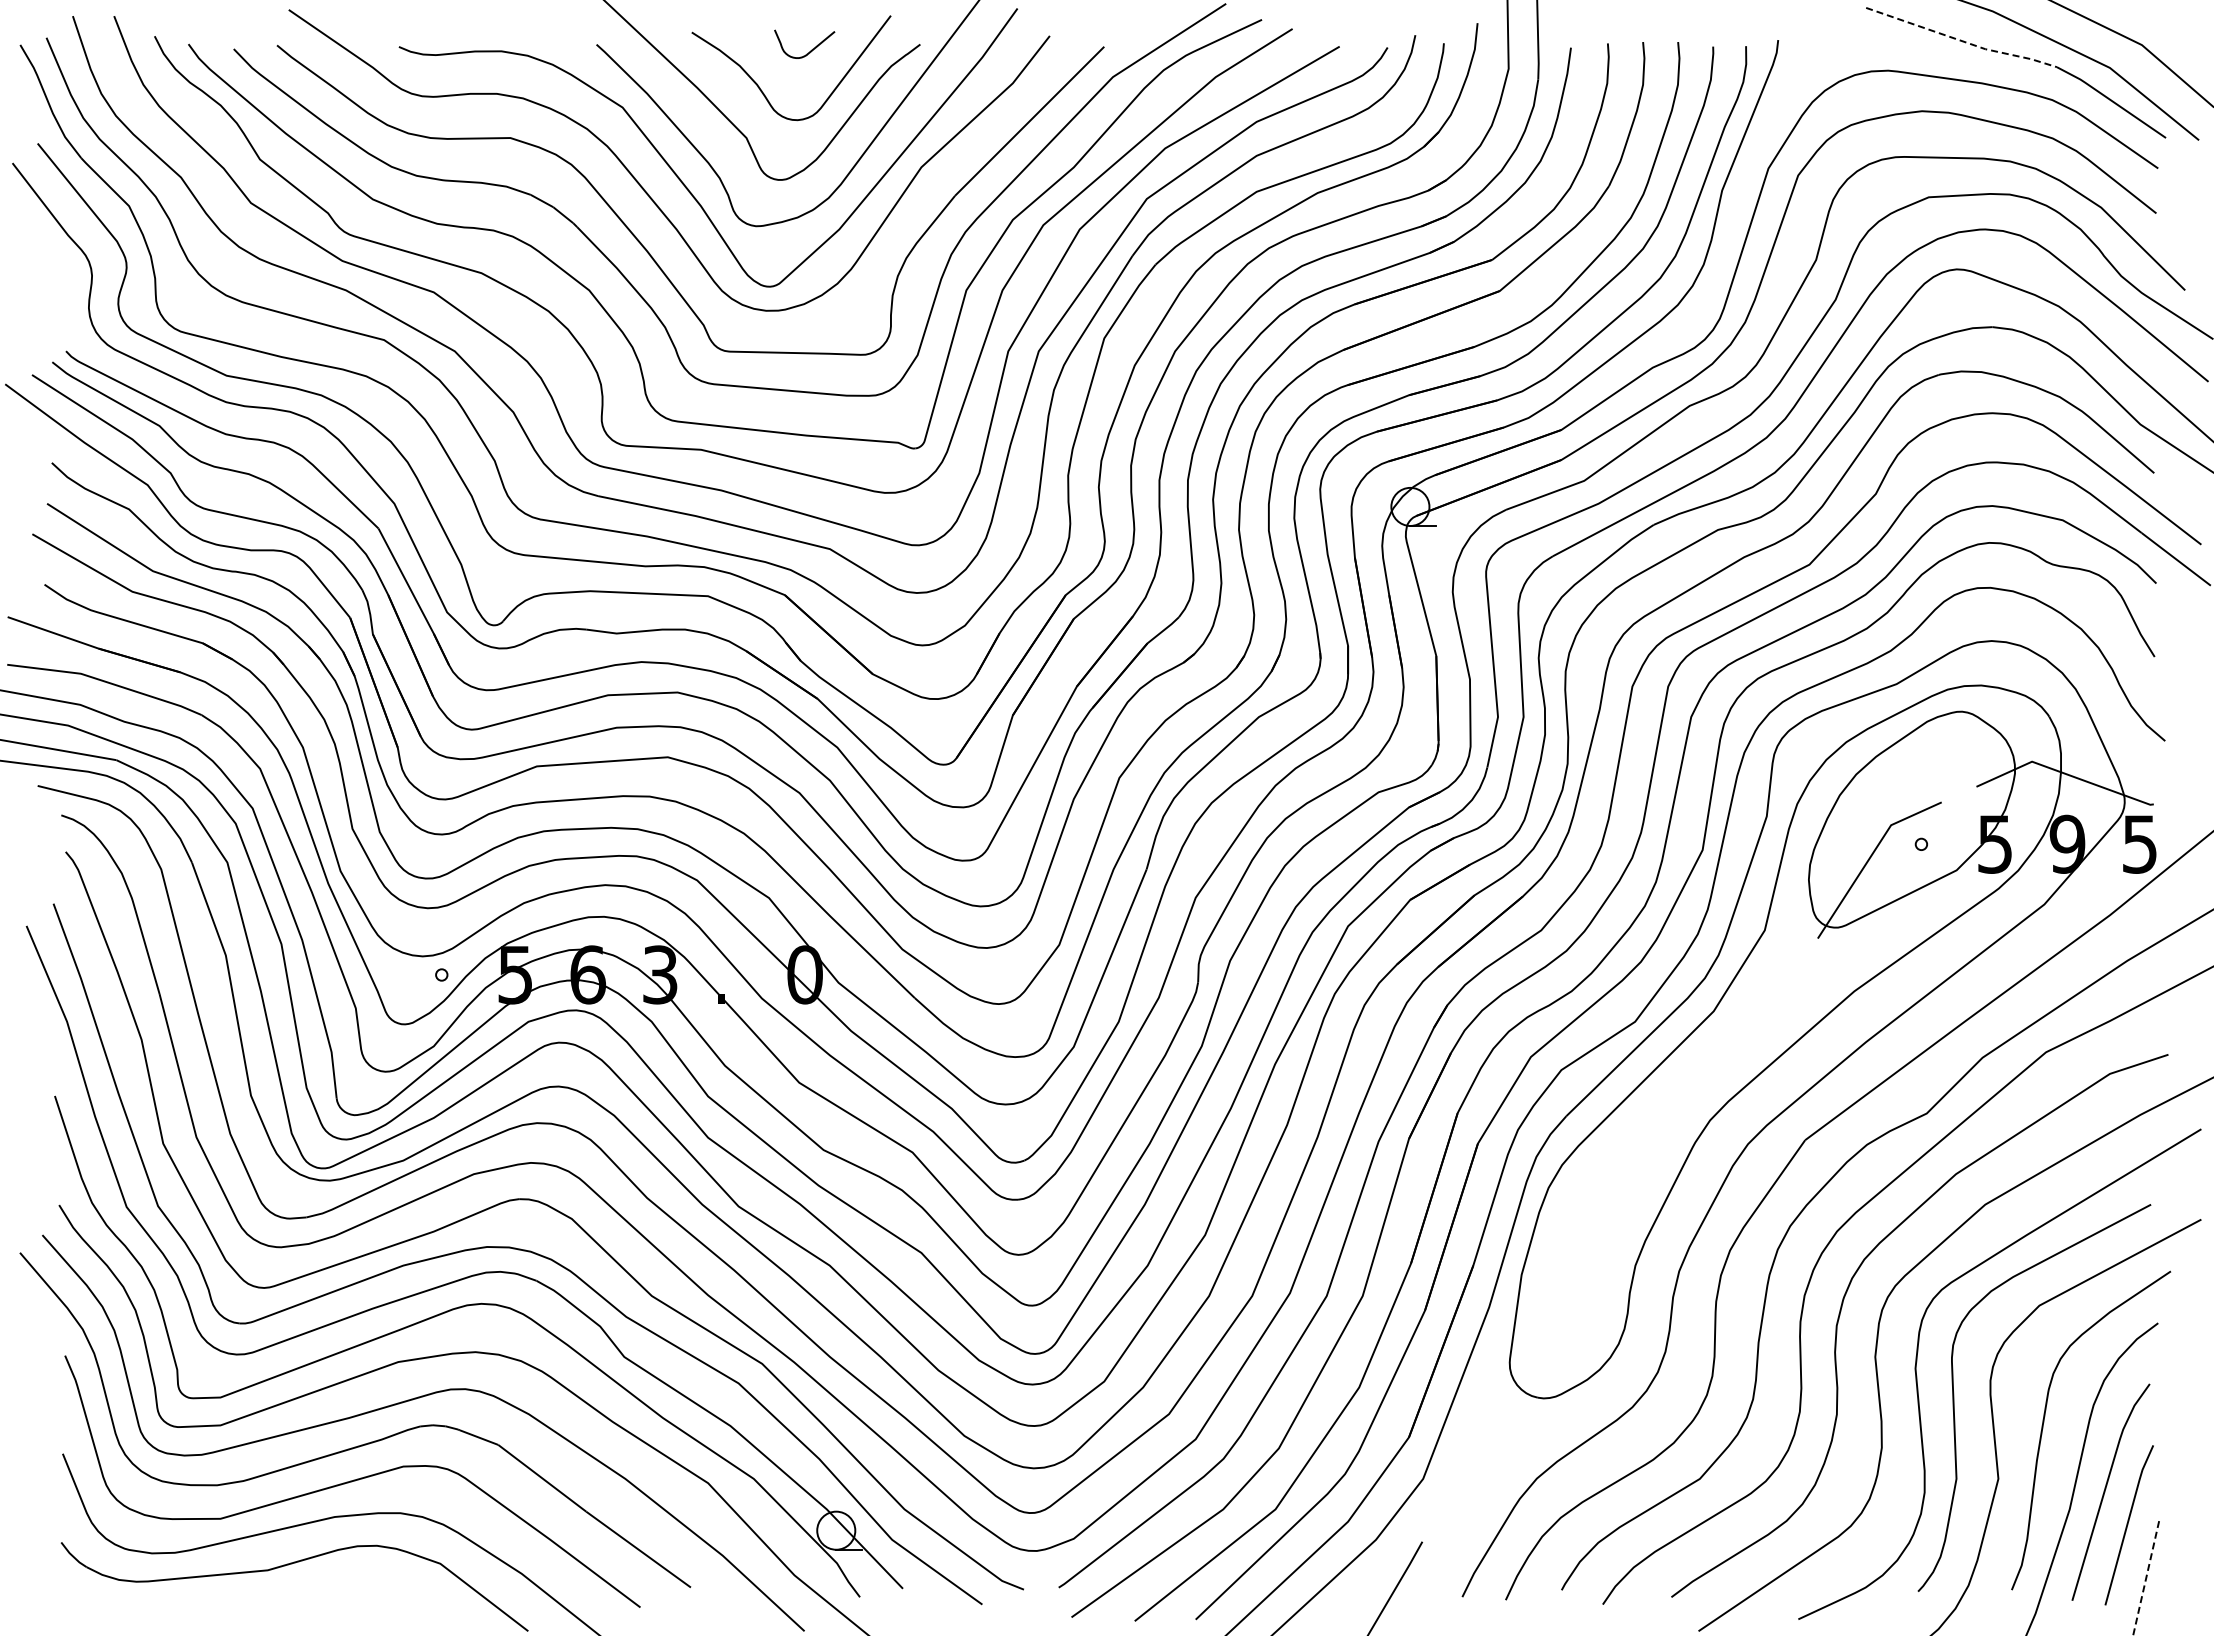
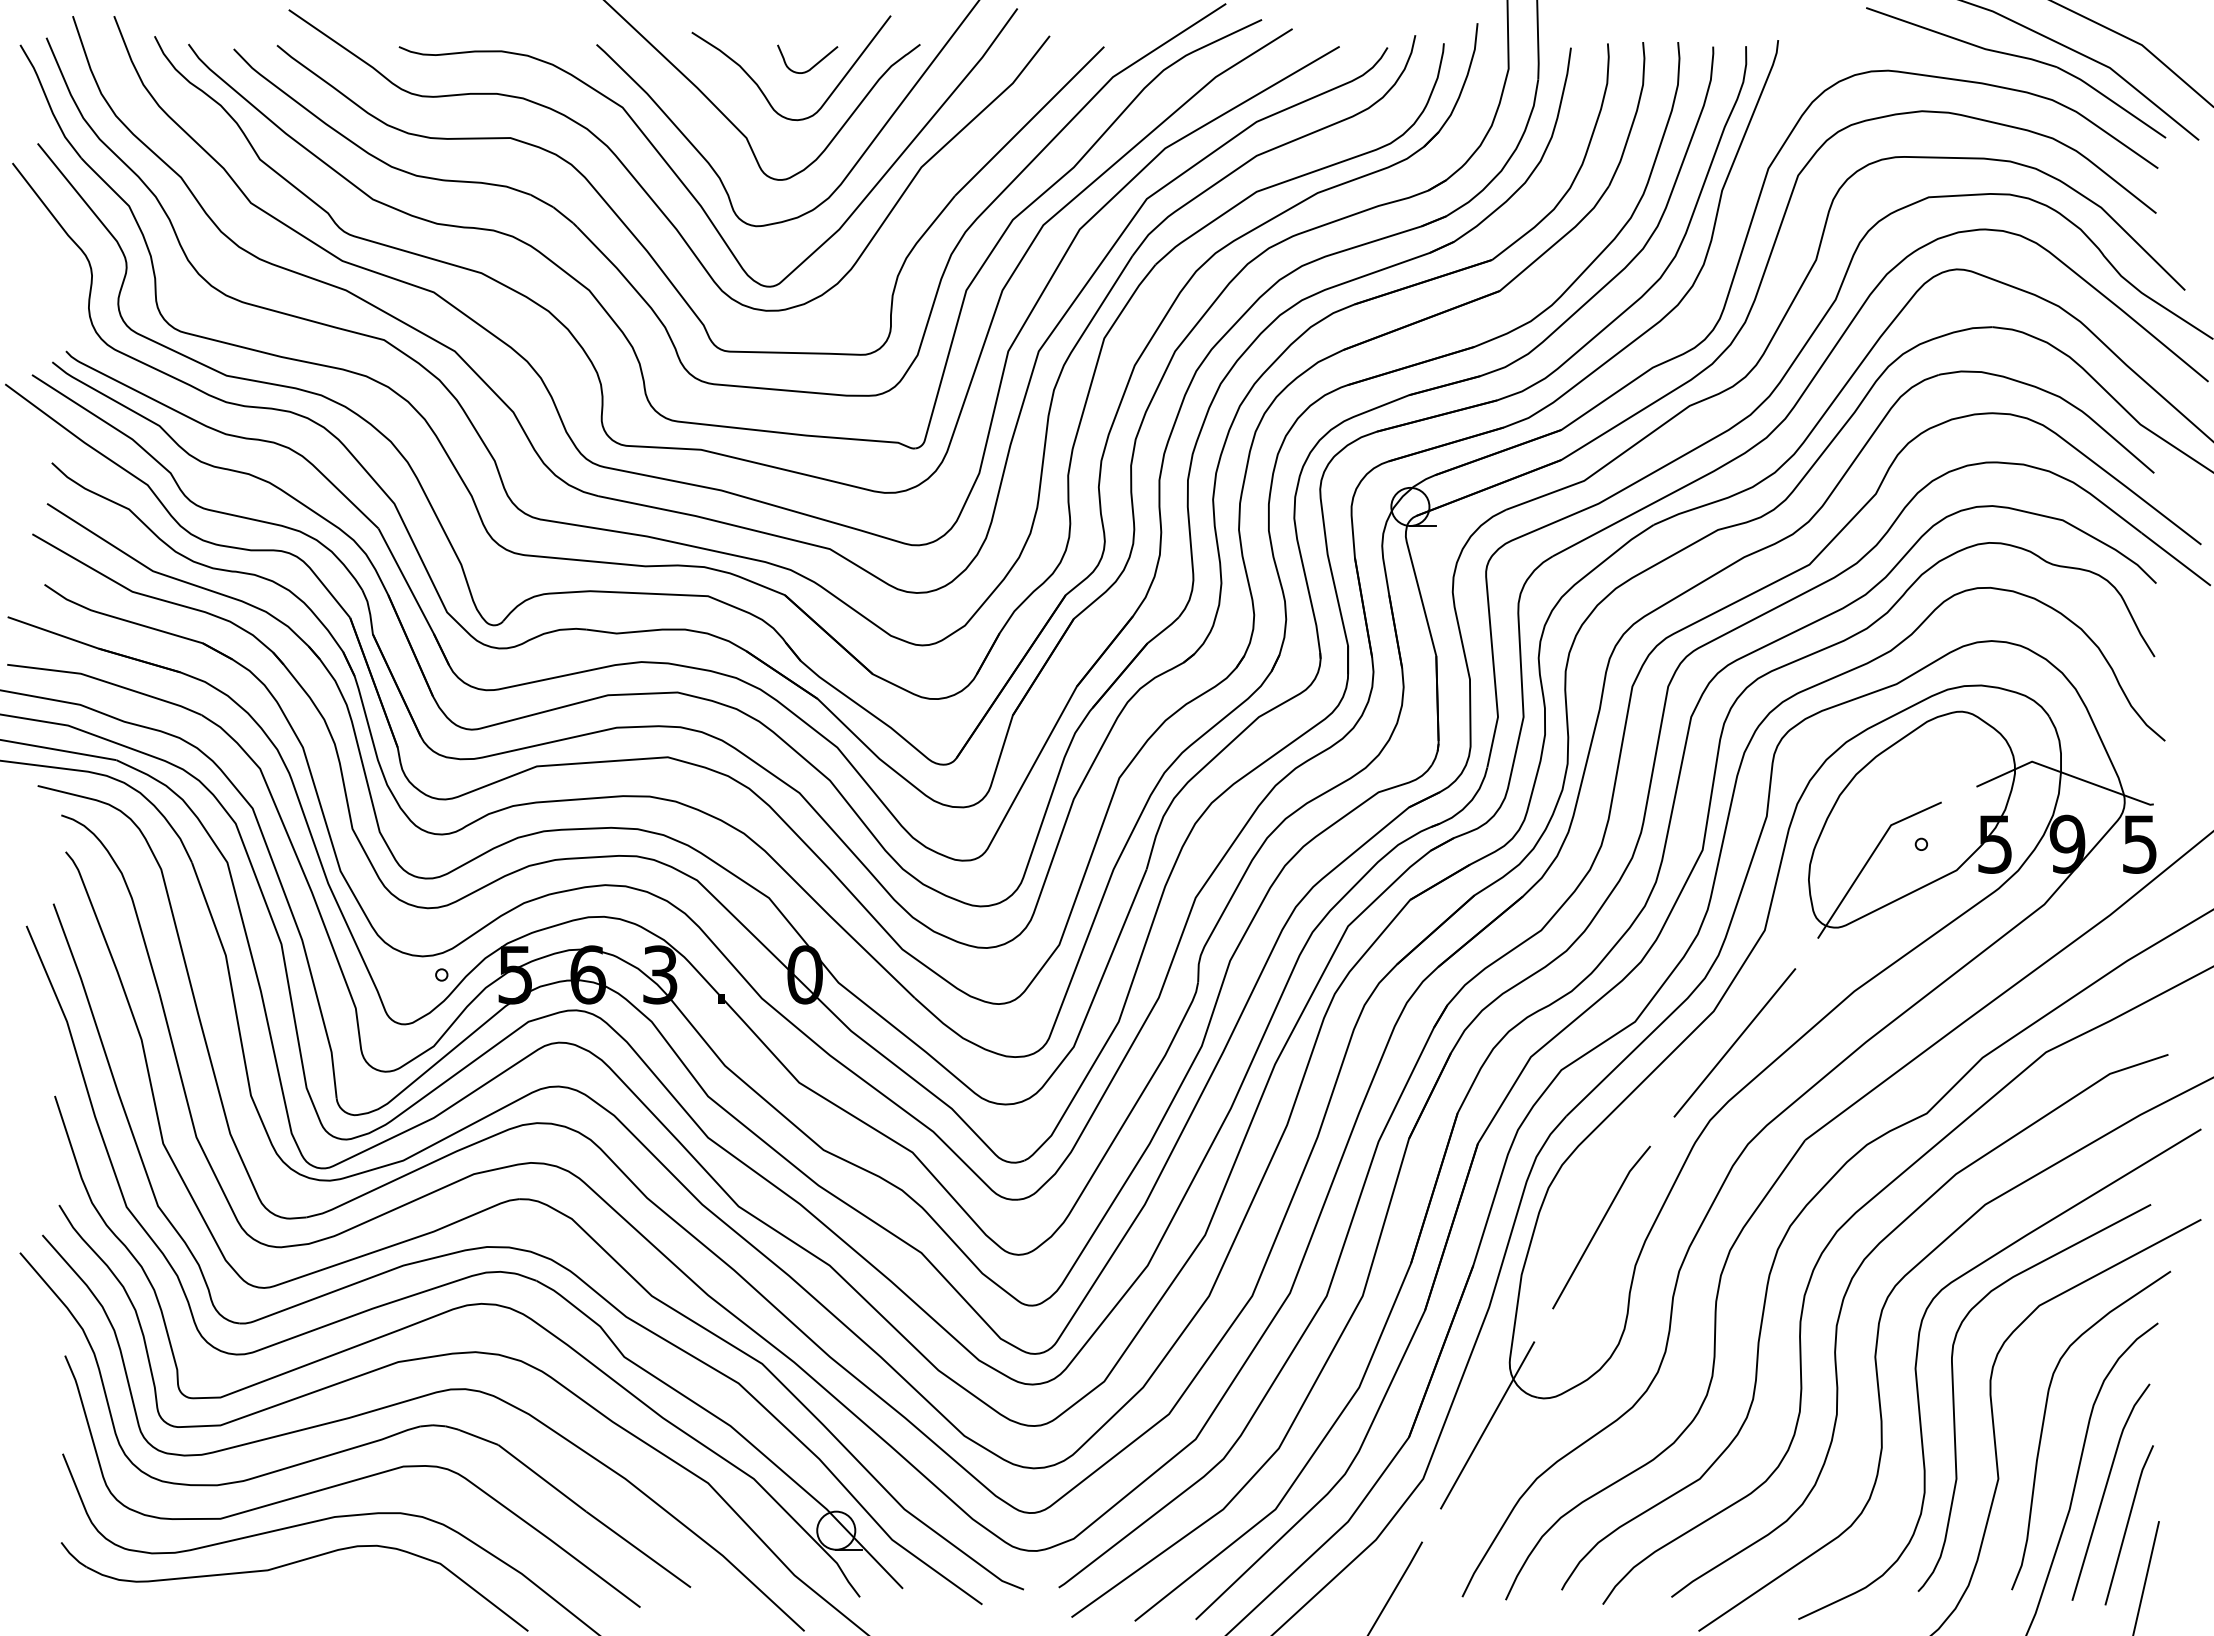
line: dashed -> solid (1961, 41)
curve position: (811, 49) -> (814, 64) (814, 64)
line: none -> present (1734, 1042)
line: none -> present (1600, 1226)
line: none -> present (1487, 1425)
line: dashed -> solid (2146, 1578)
